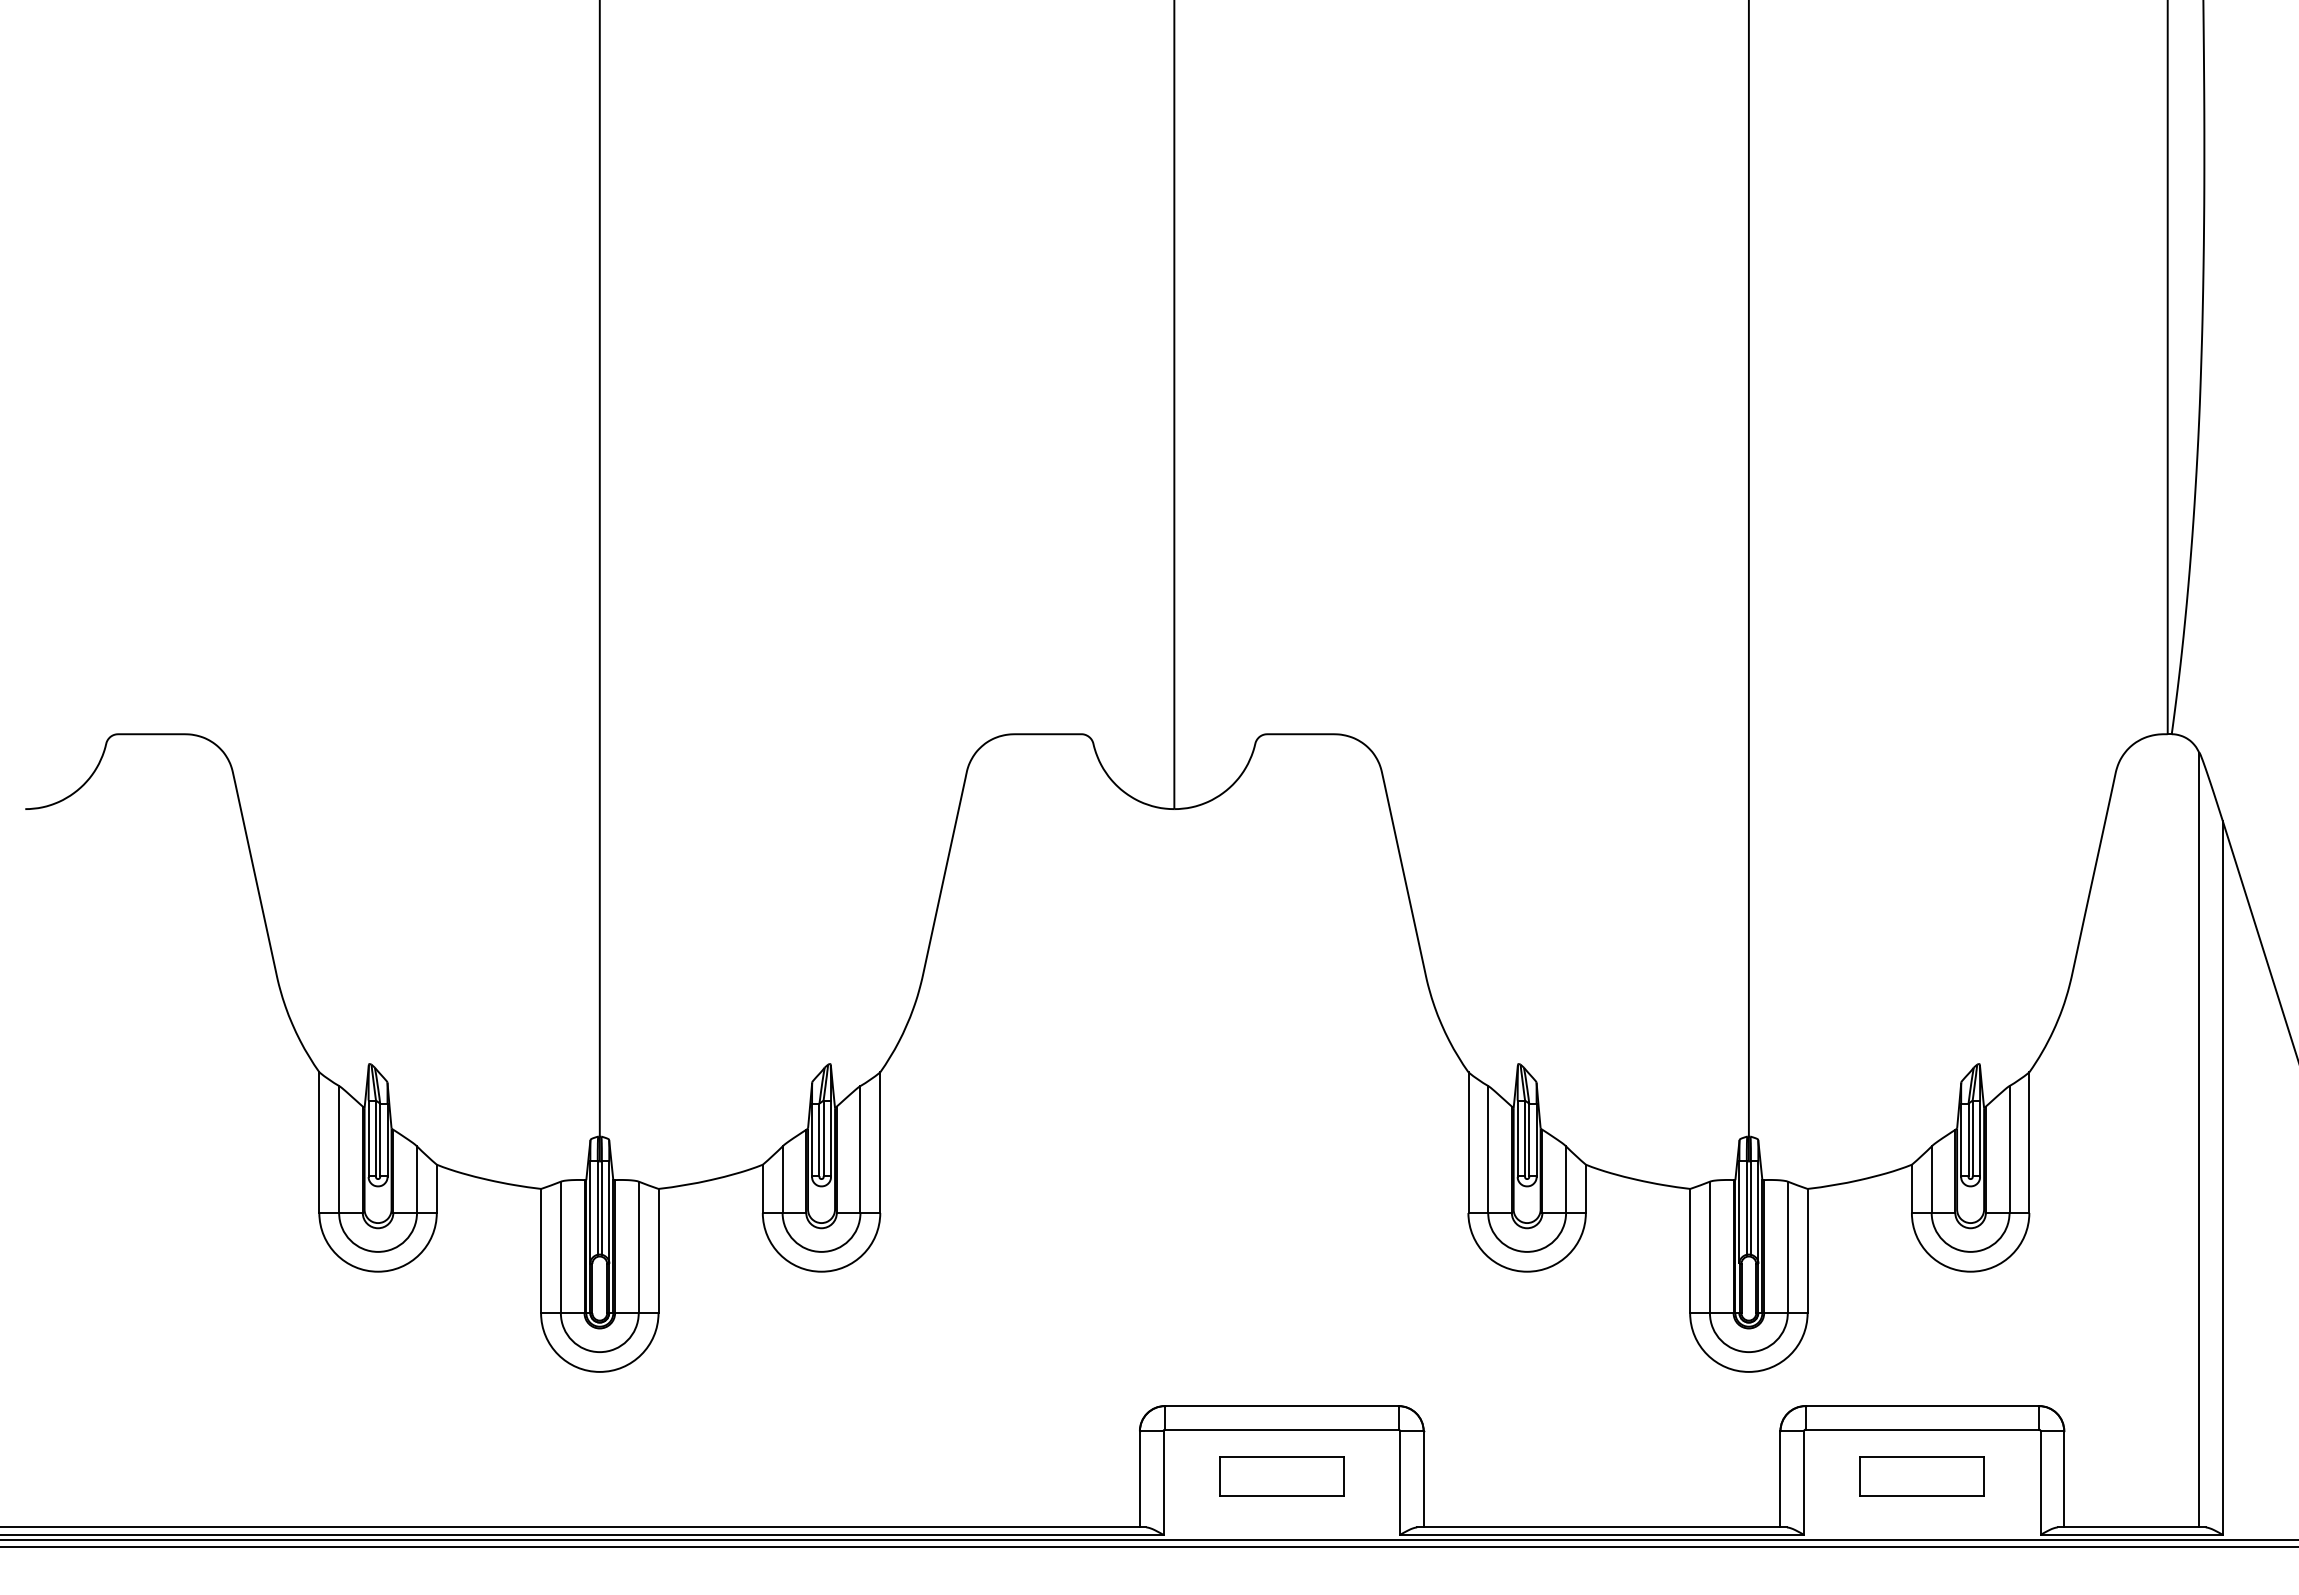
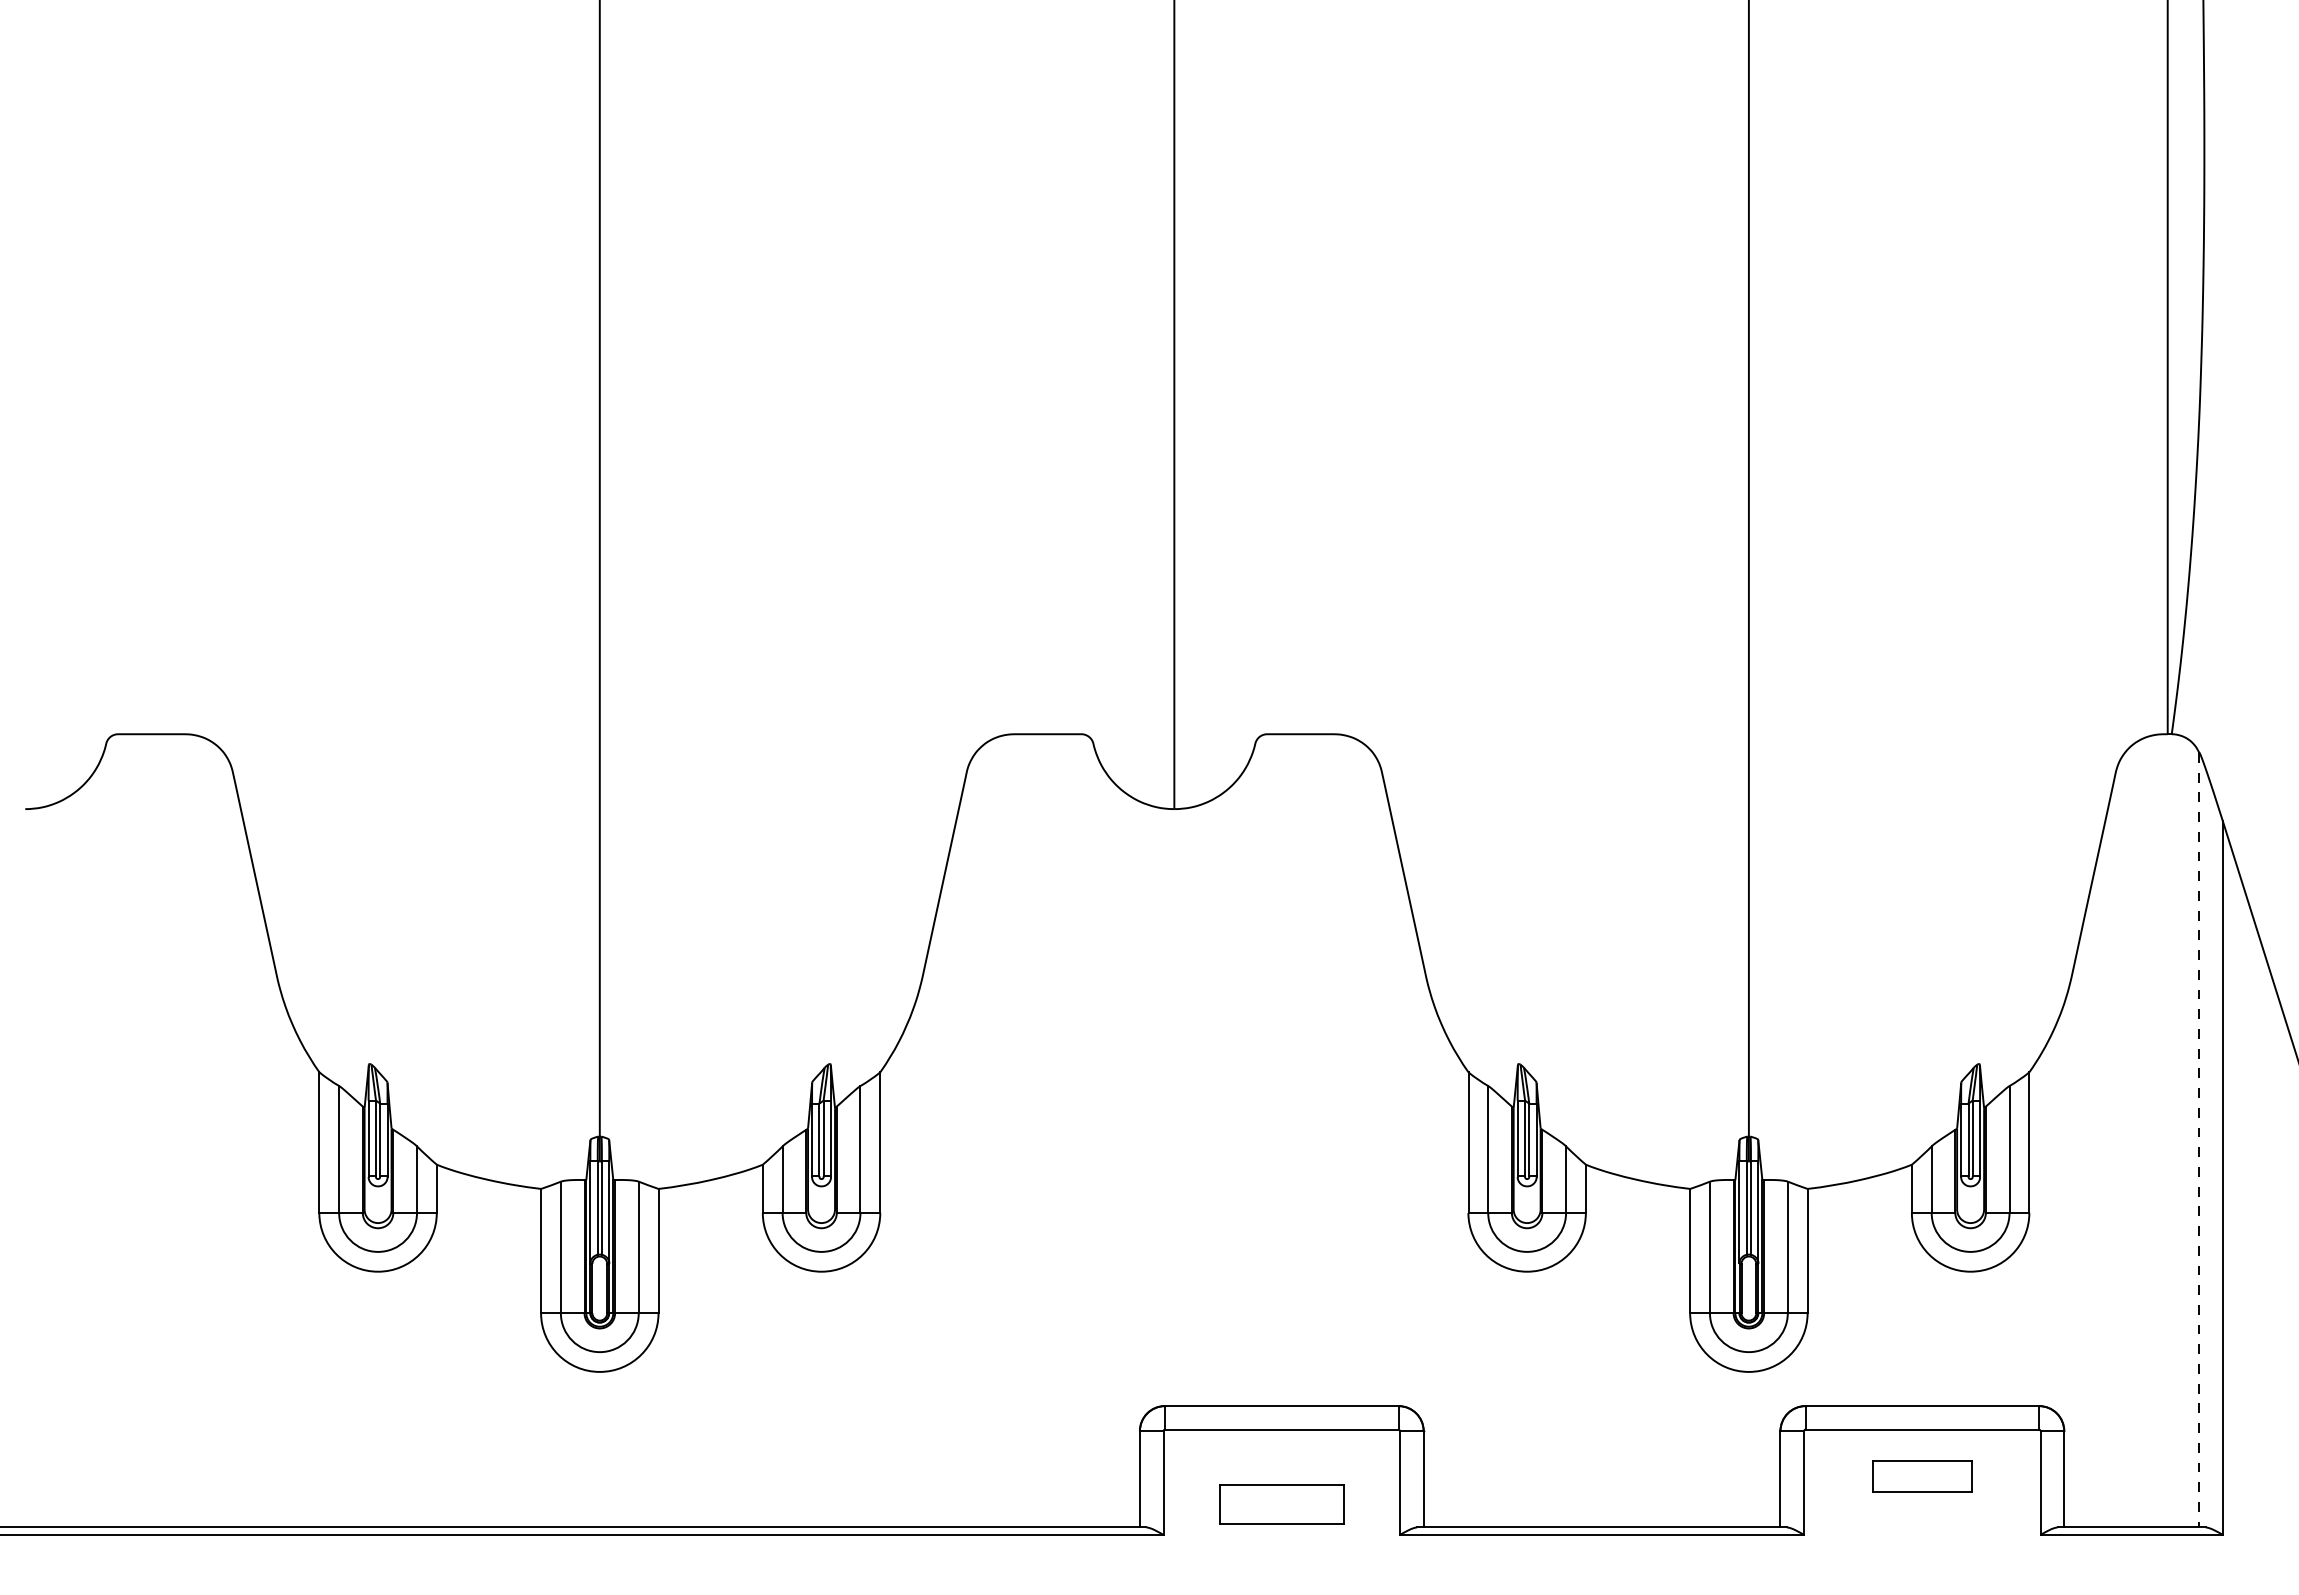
line: solid -> dashed (2199, 1140)
part position: (1281, 1476) -> (1281, 1504) (1281, 1504)
part size: 126x41 px -> 101x33 px (1922, 1476)
line: present -> none (1148, 1539)
line: present -> none (1148, 1546)
